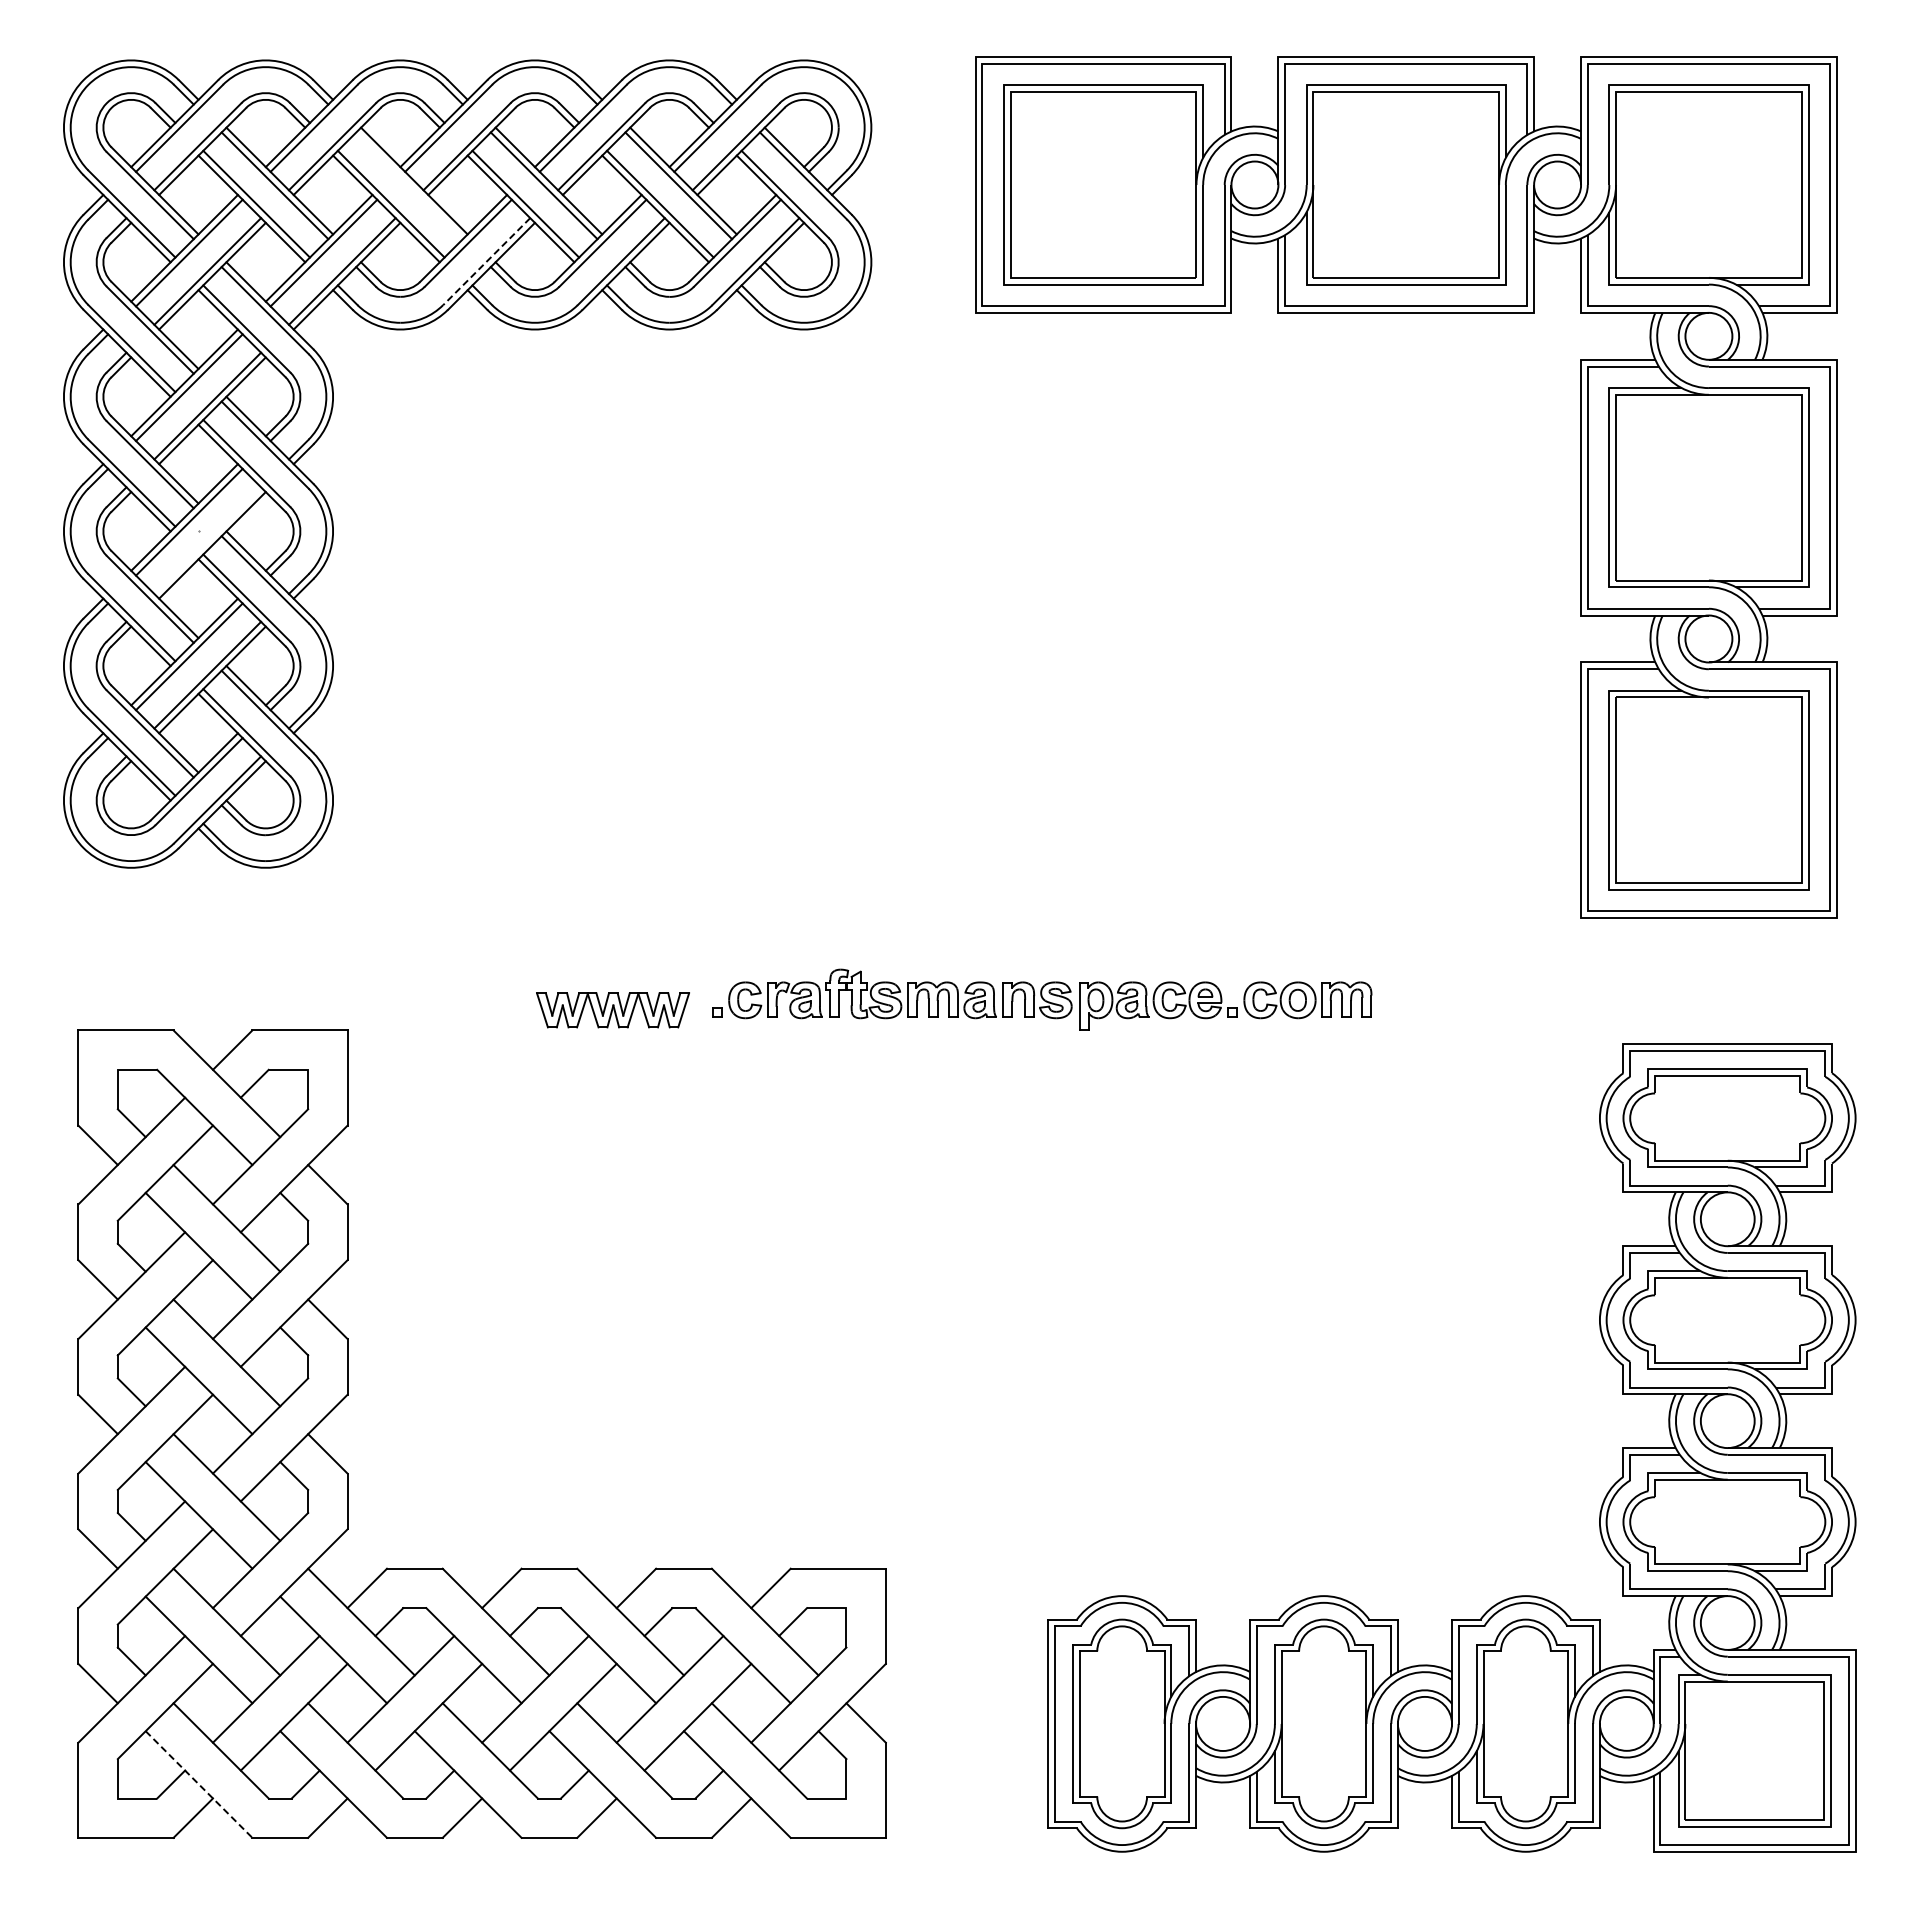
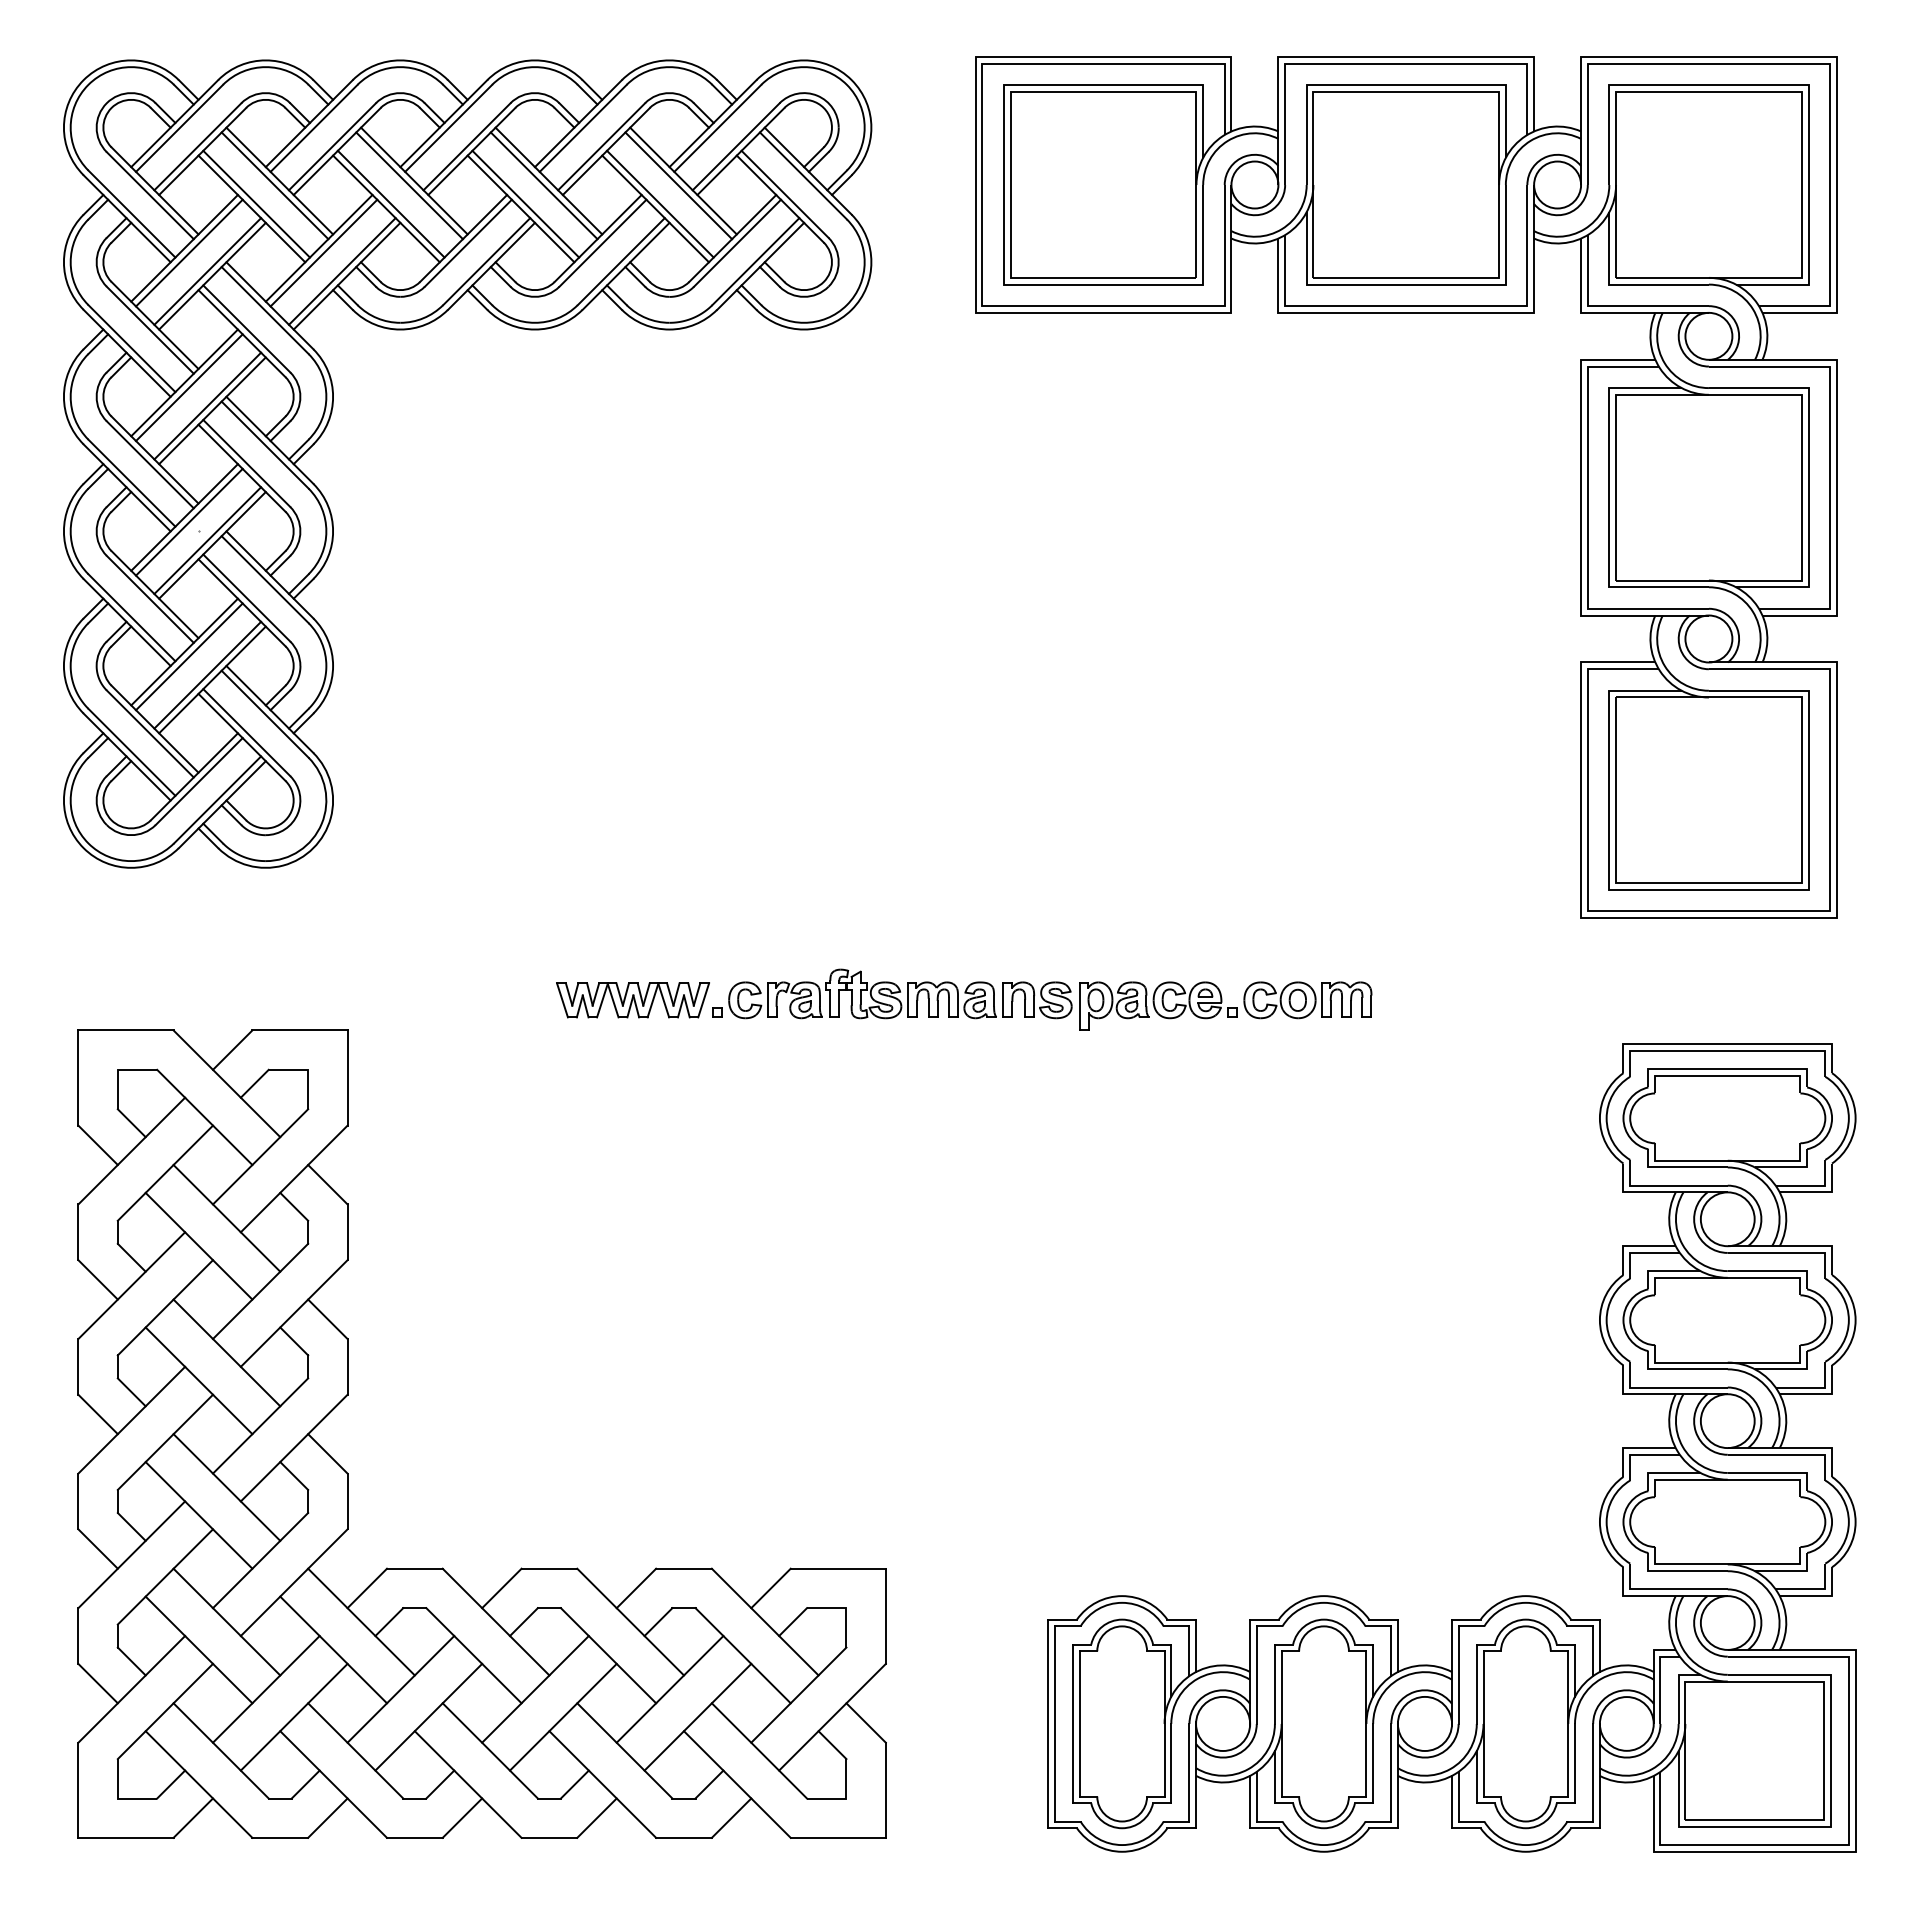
line: none -> present (409, 185)
line: dashed -> solid (486, 261)
line: none -> present (207, 540)
part position: (612, 1010) -> (632, 1000) (632, 1000)
line: dashed -> solid (199, 1784)
